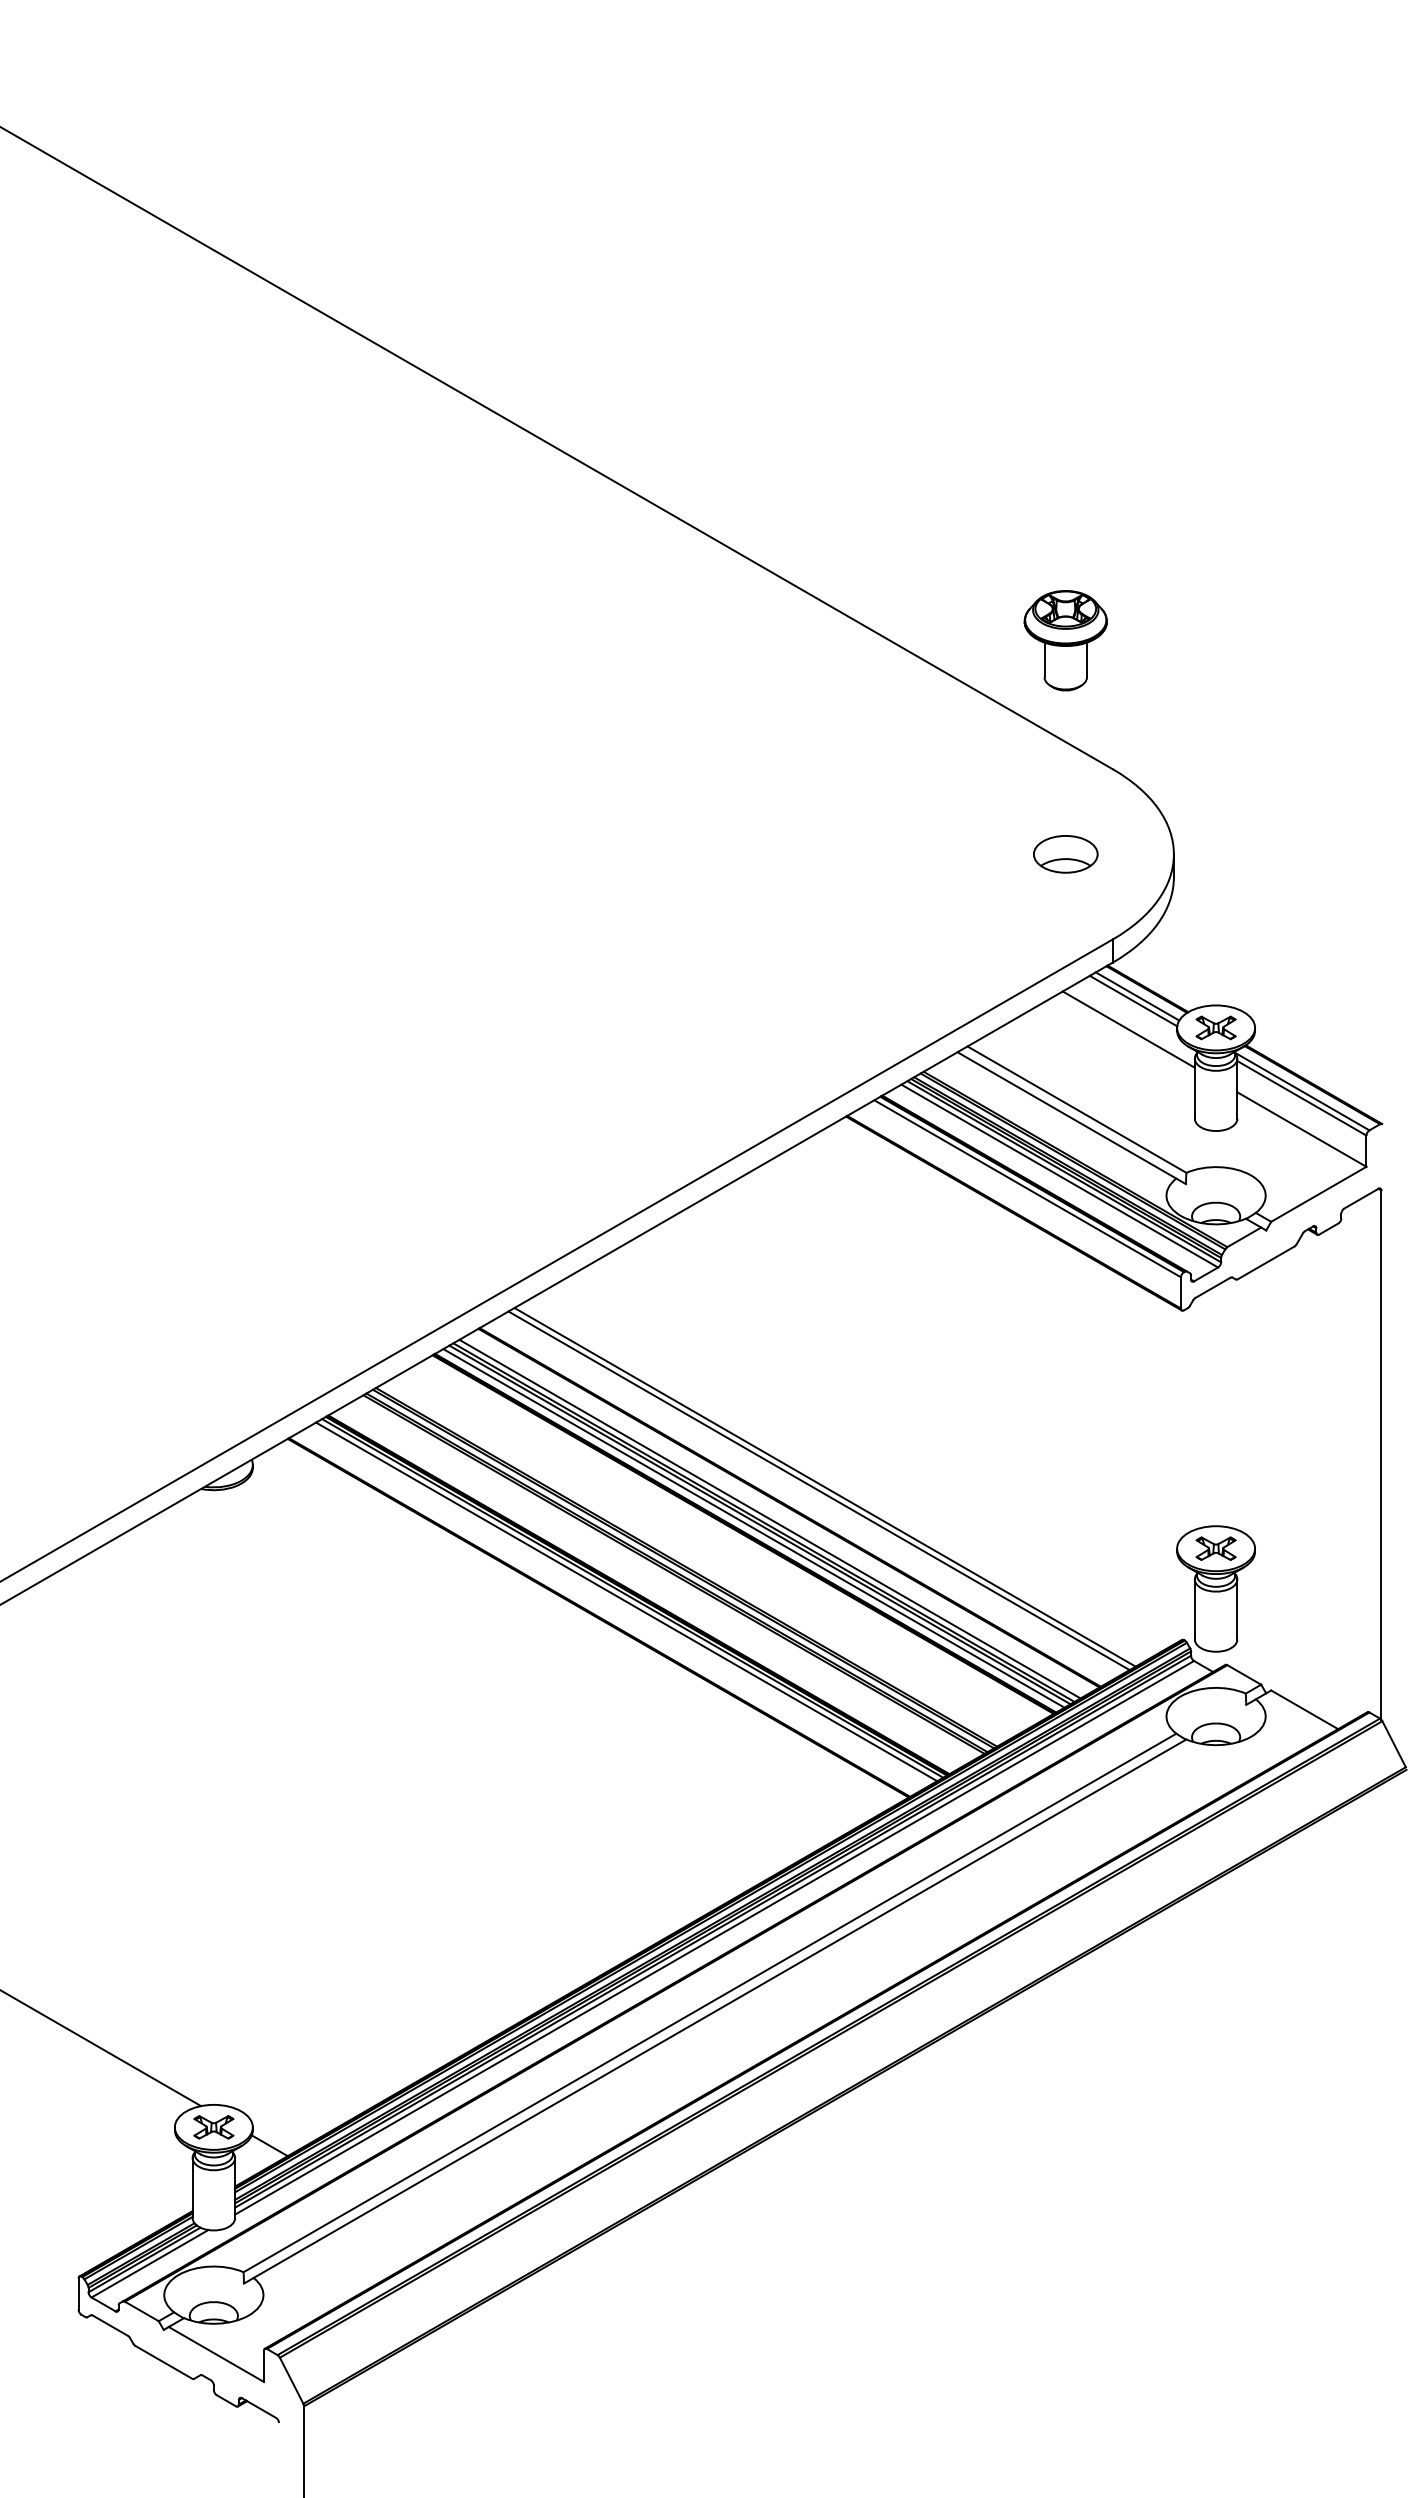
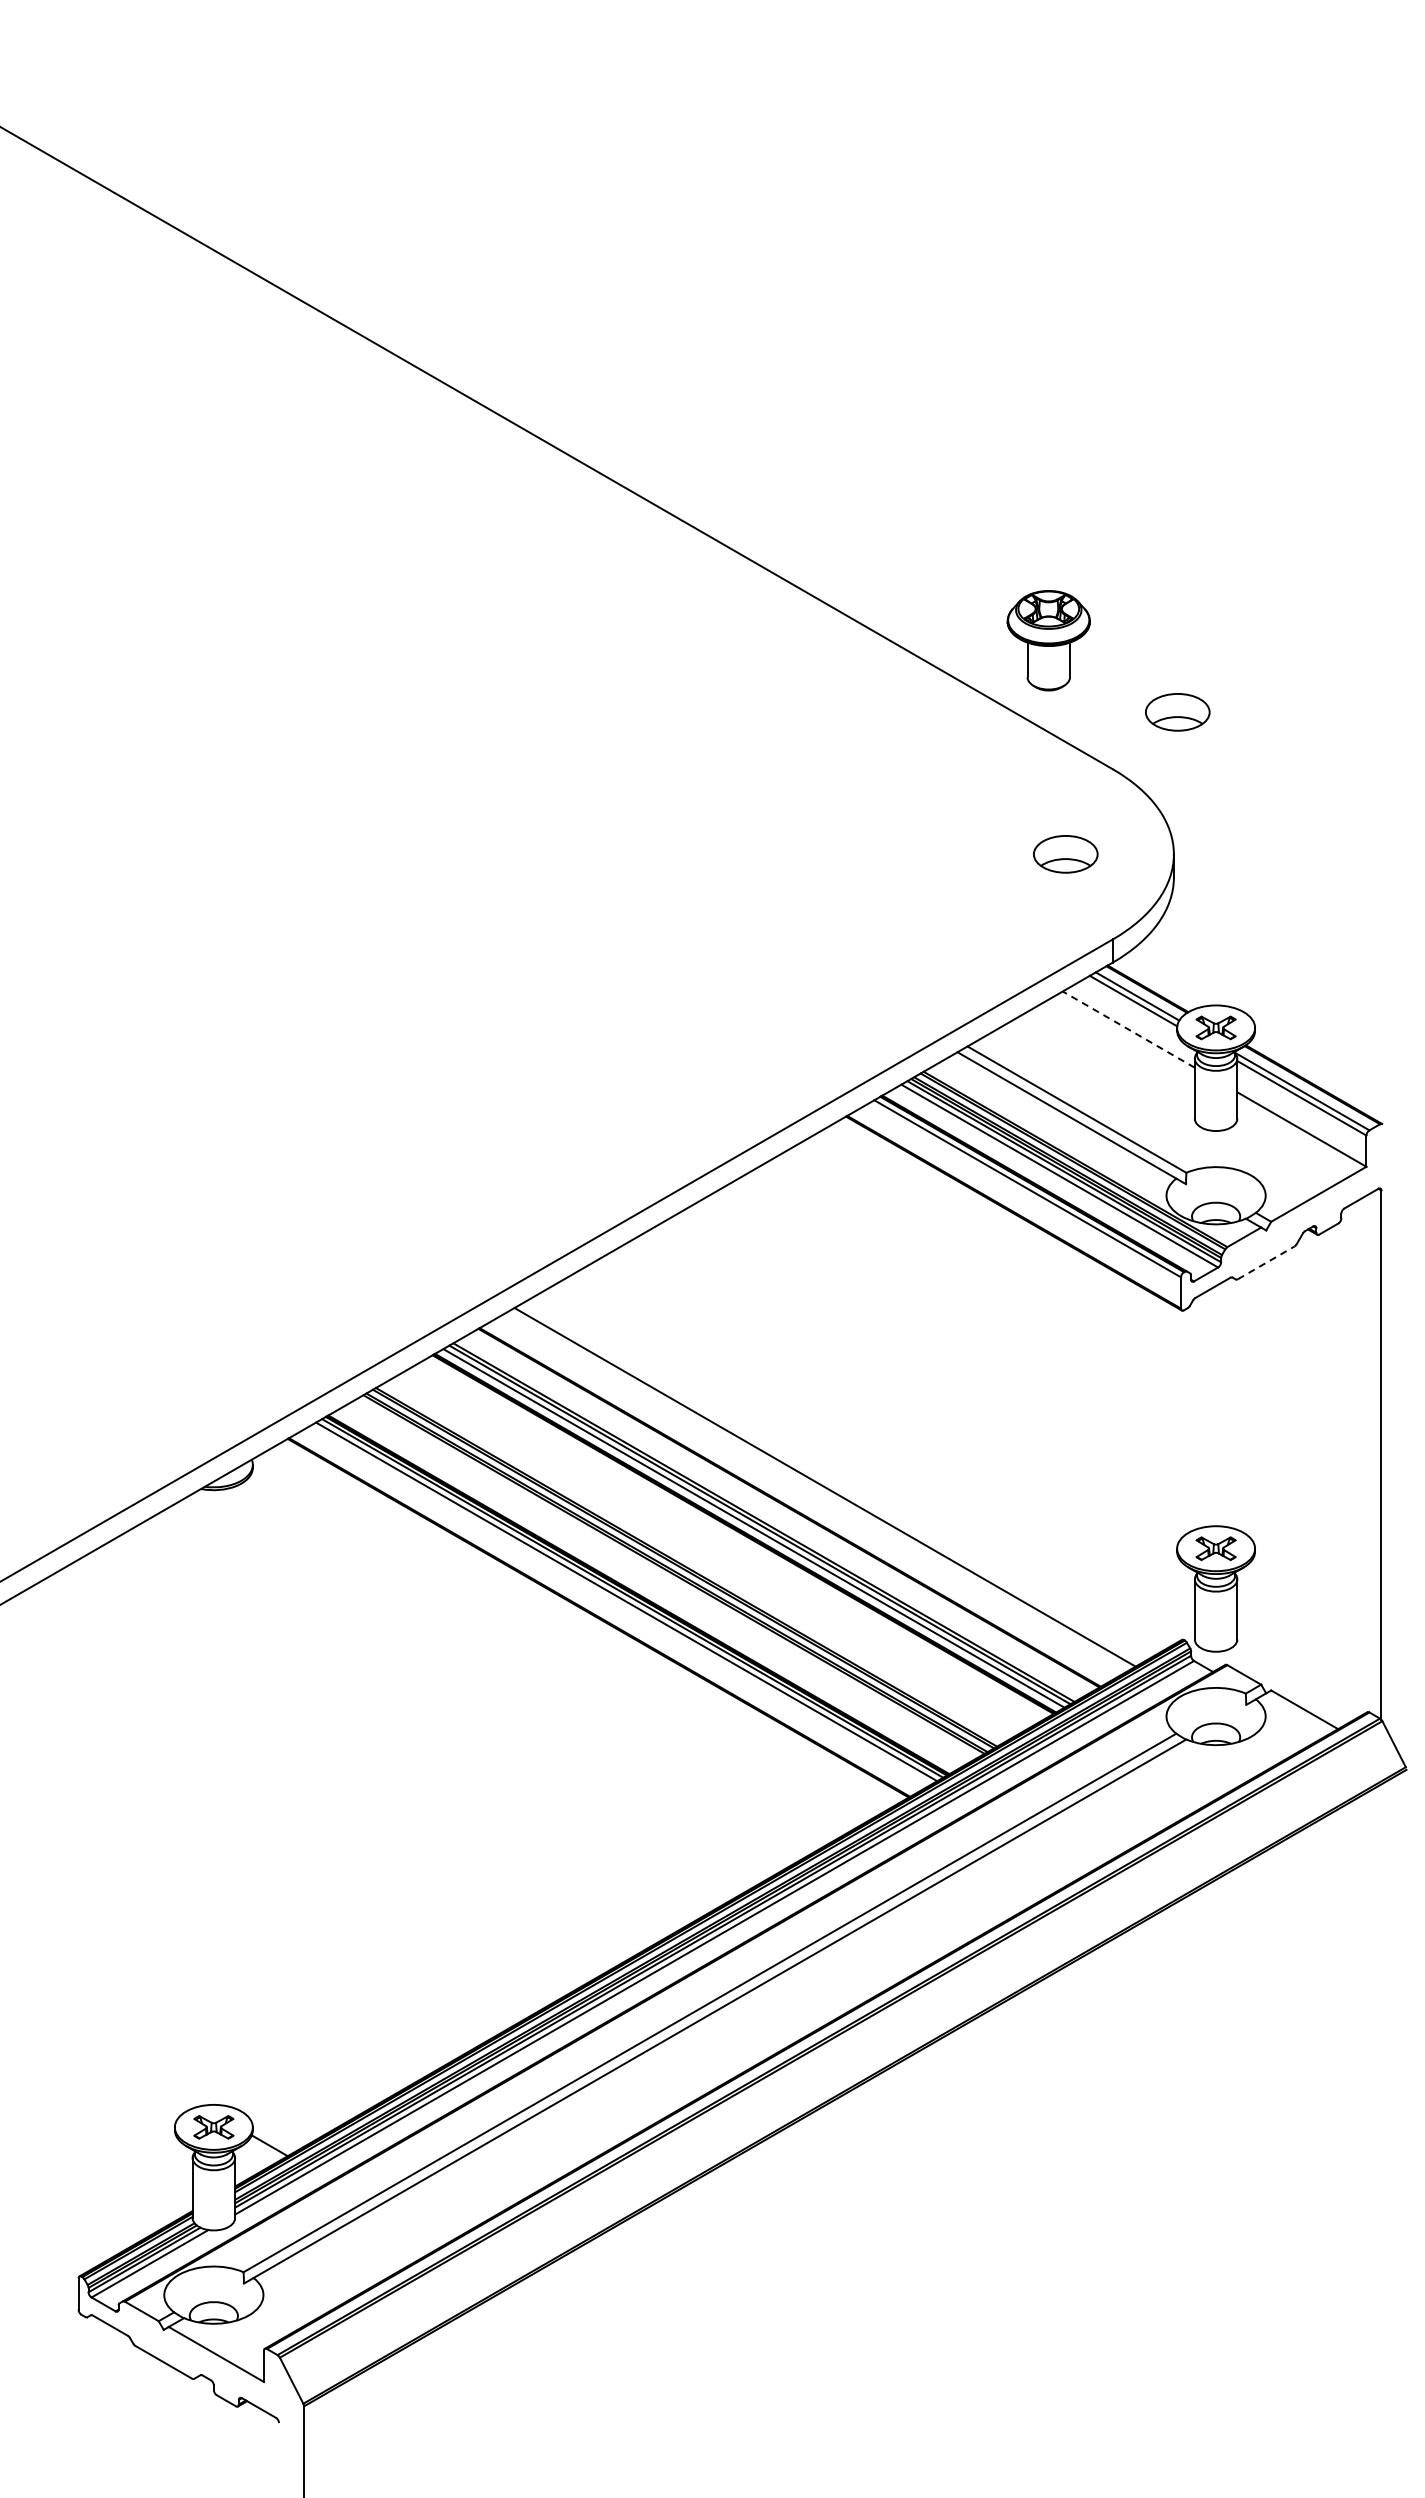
part position: (1065, 640) -> (1048, 640) (1048, 640)
part: none -> present (1177, 712)
line: solid -> dashed (1128, 1029)
line: solid -> dashed (1266, 1262)
line: present -> none (818, 1490)
line: present -> none (769, 1518)
line: present -> none (101, 2048)
